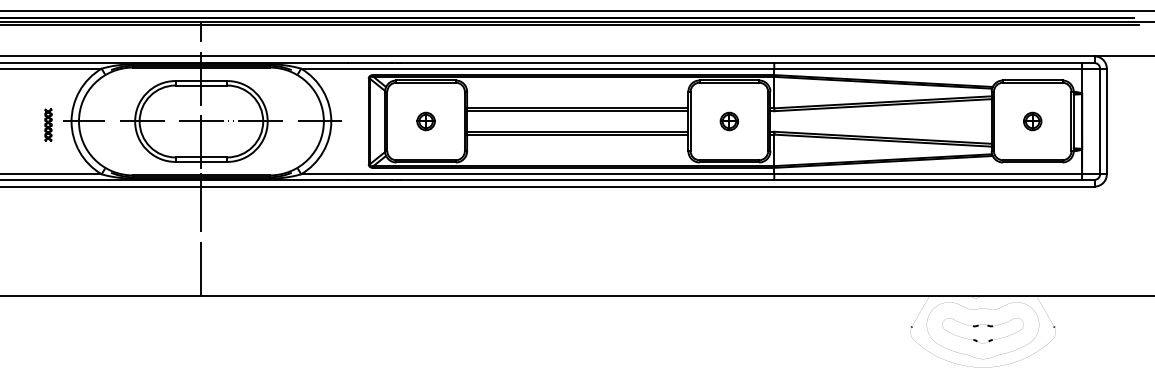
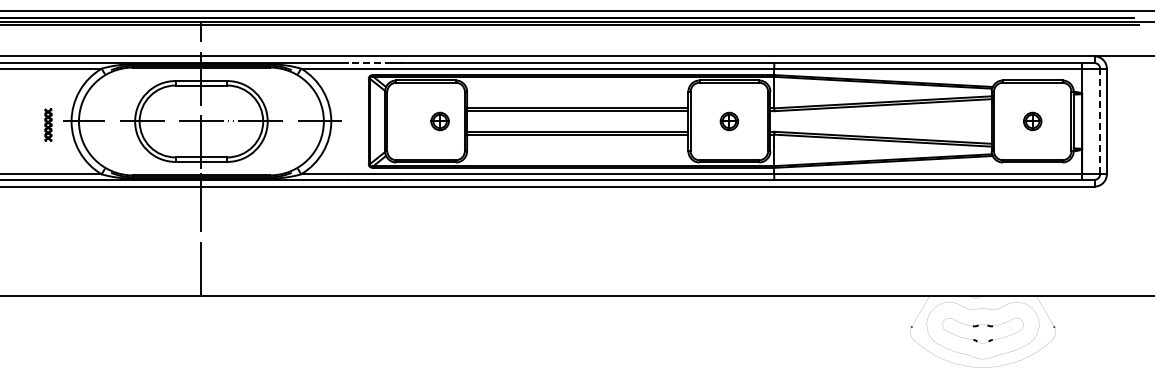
line: solid -> dashed (369, 63)
part position: (425, 121) -> (439, 121) (439, 121)
line: solid -> dashed (1100, 121)
